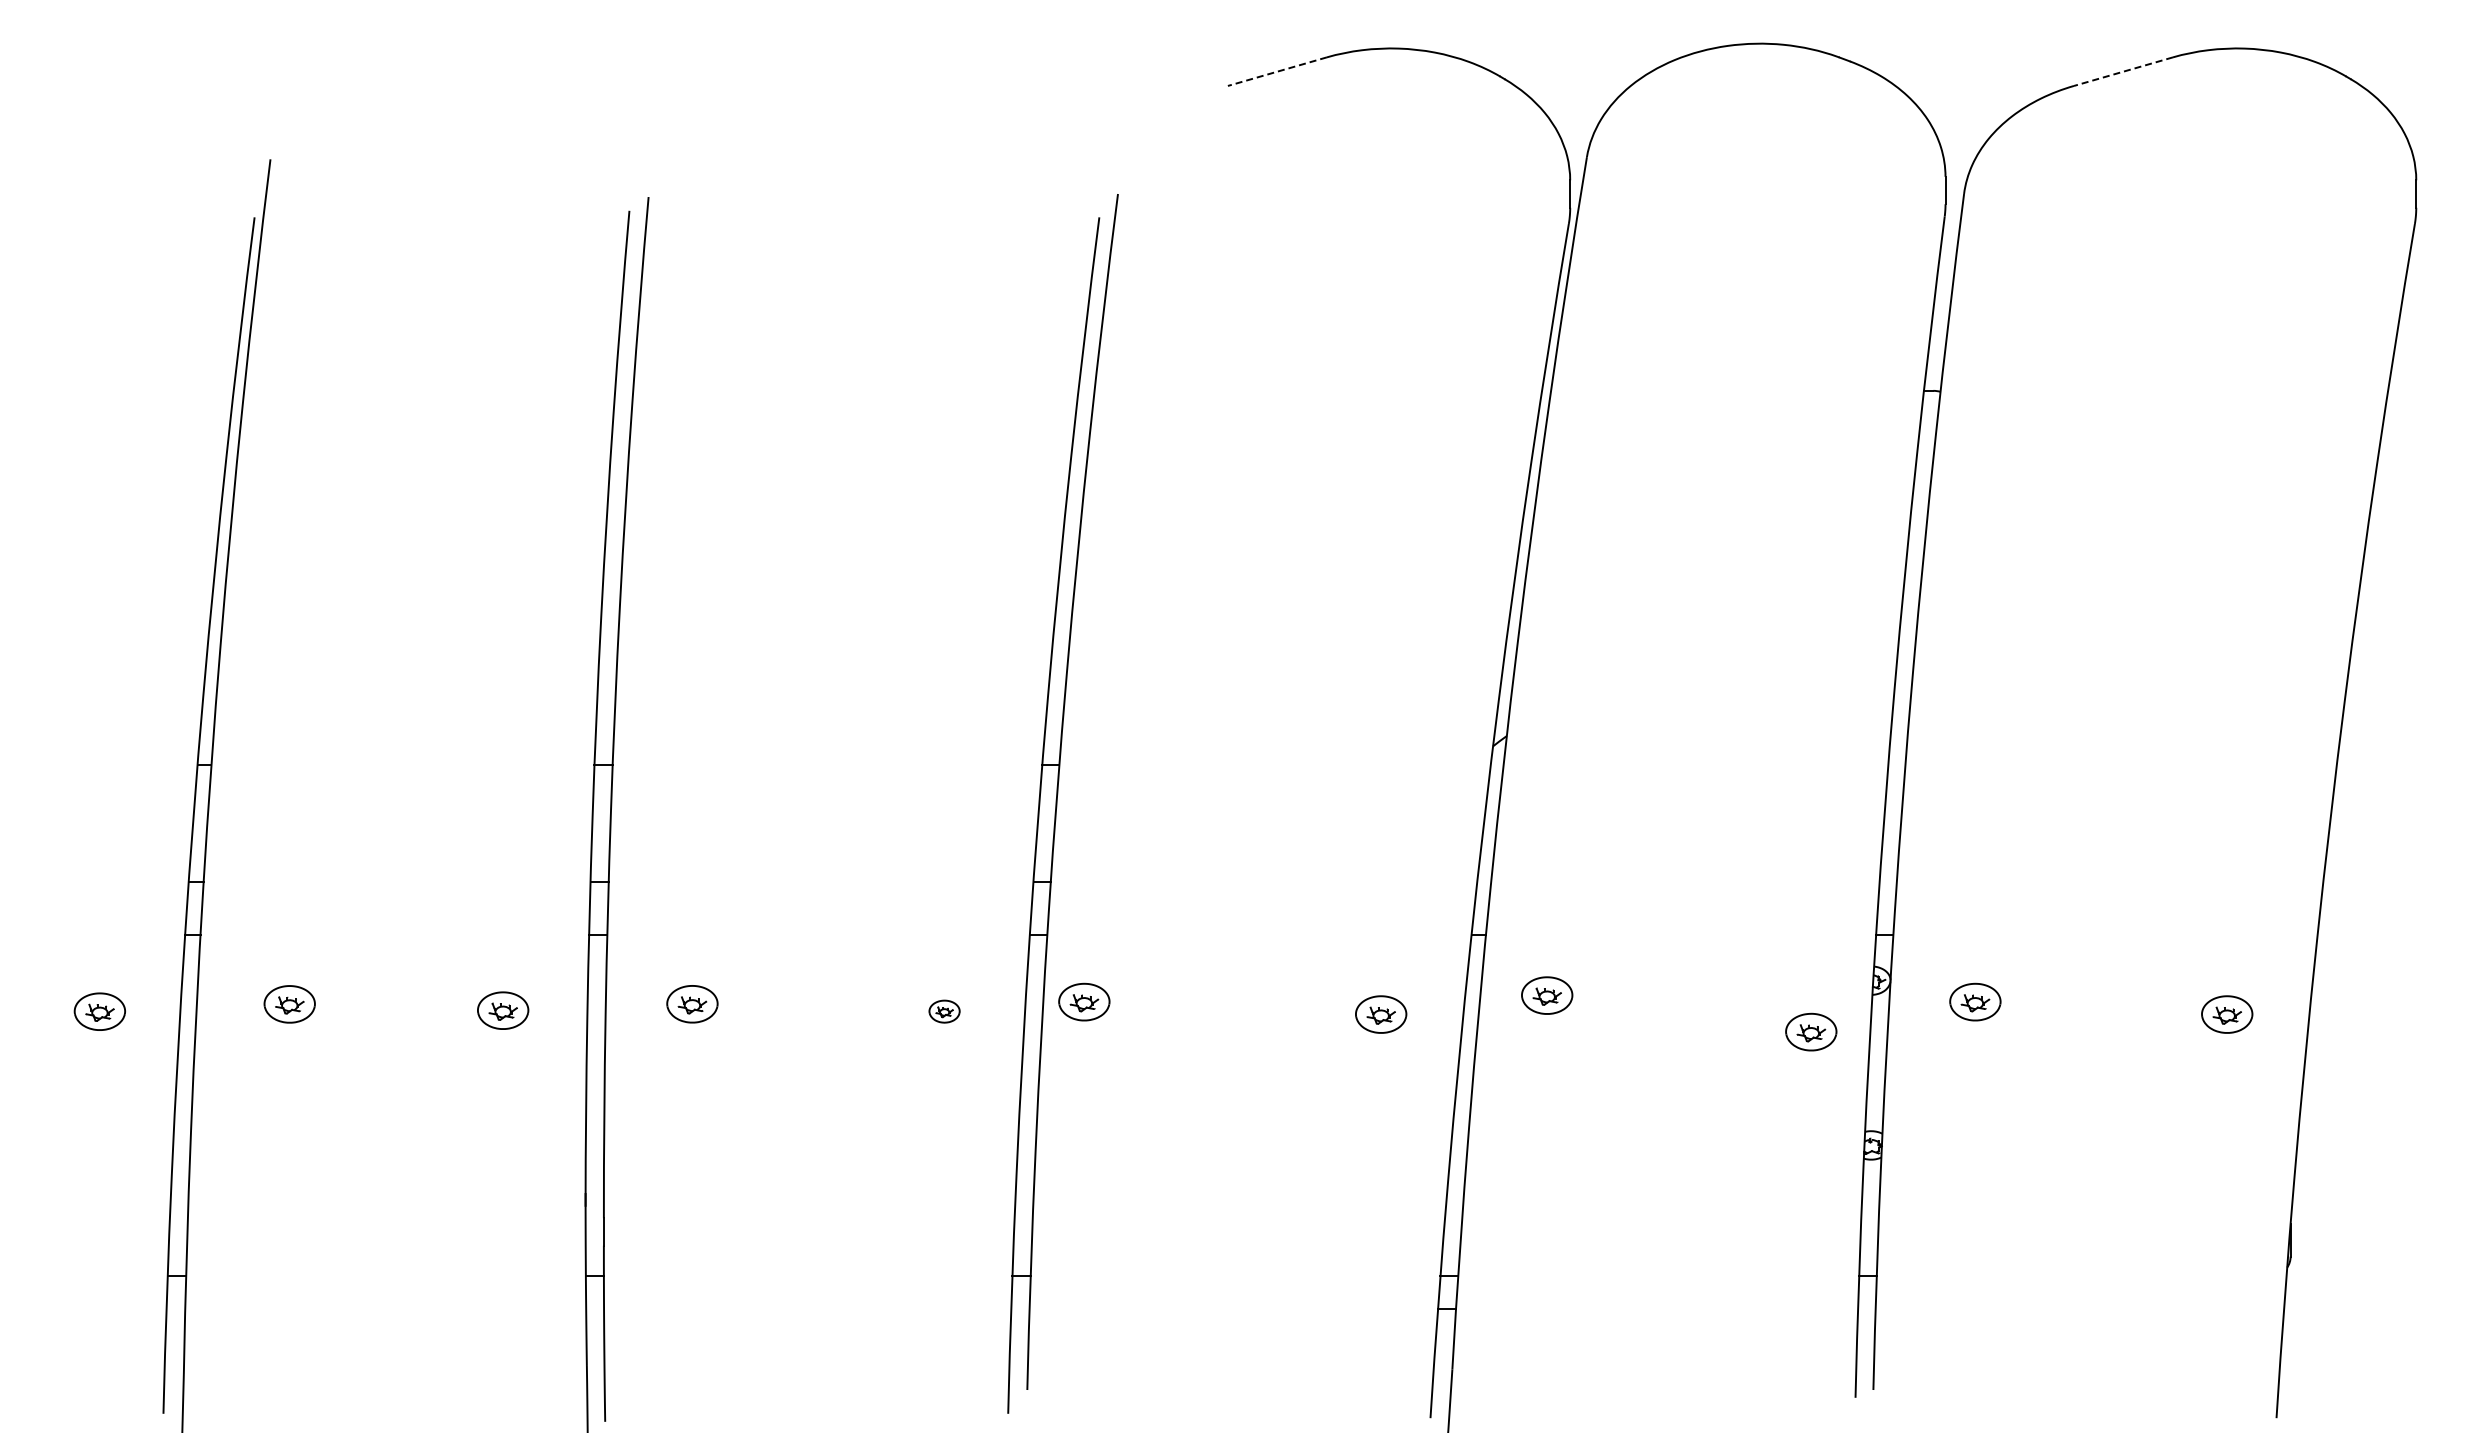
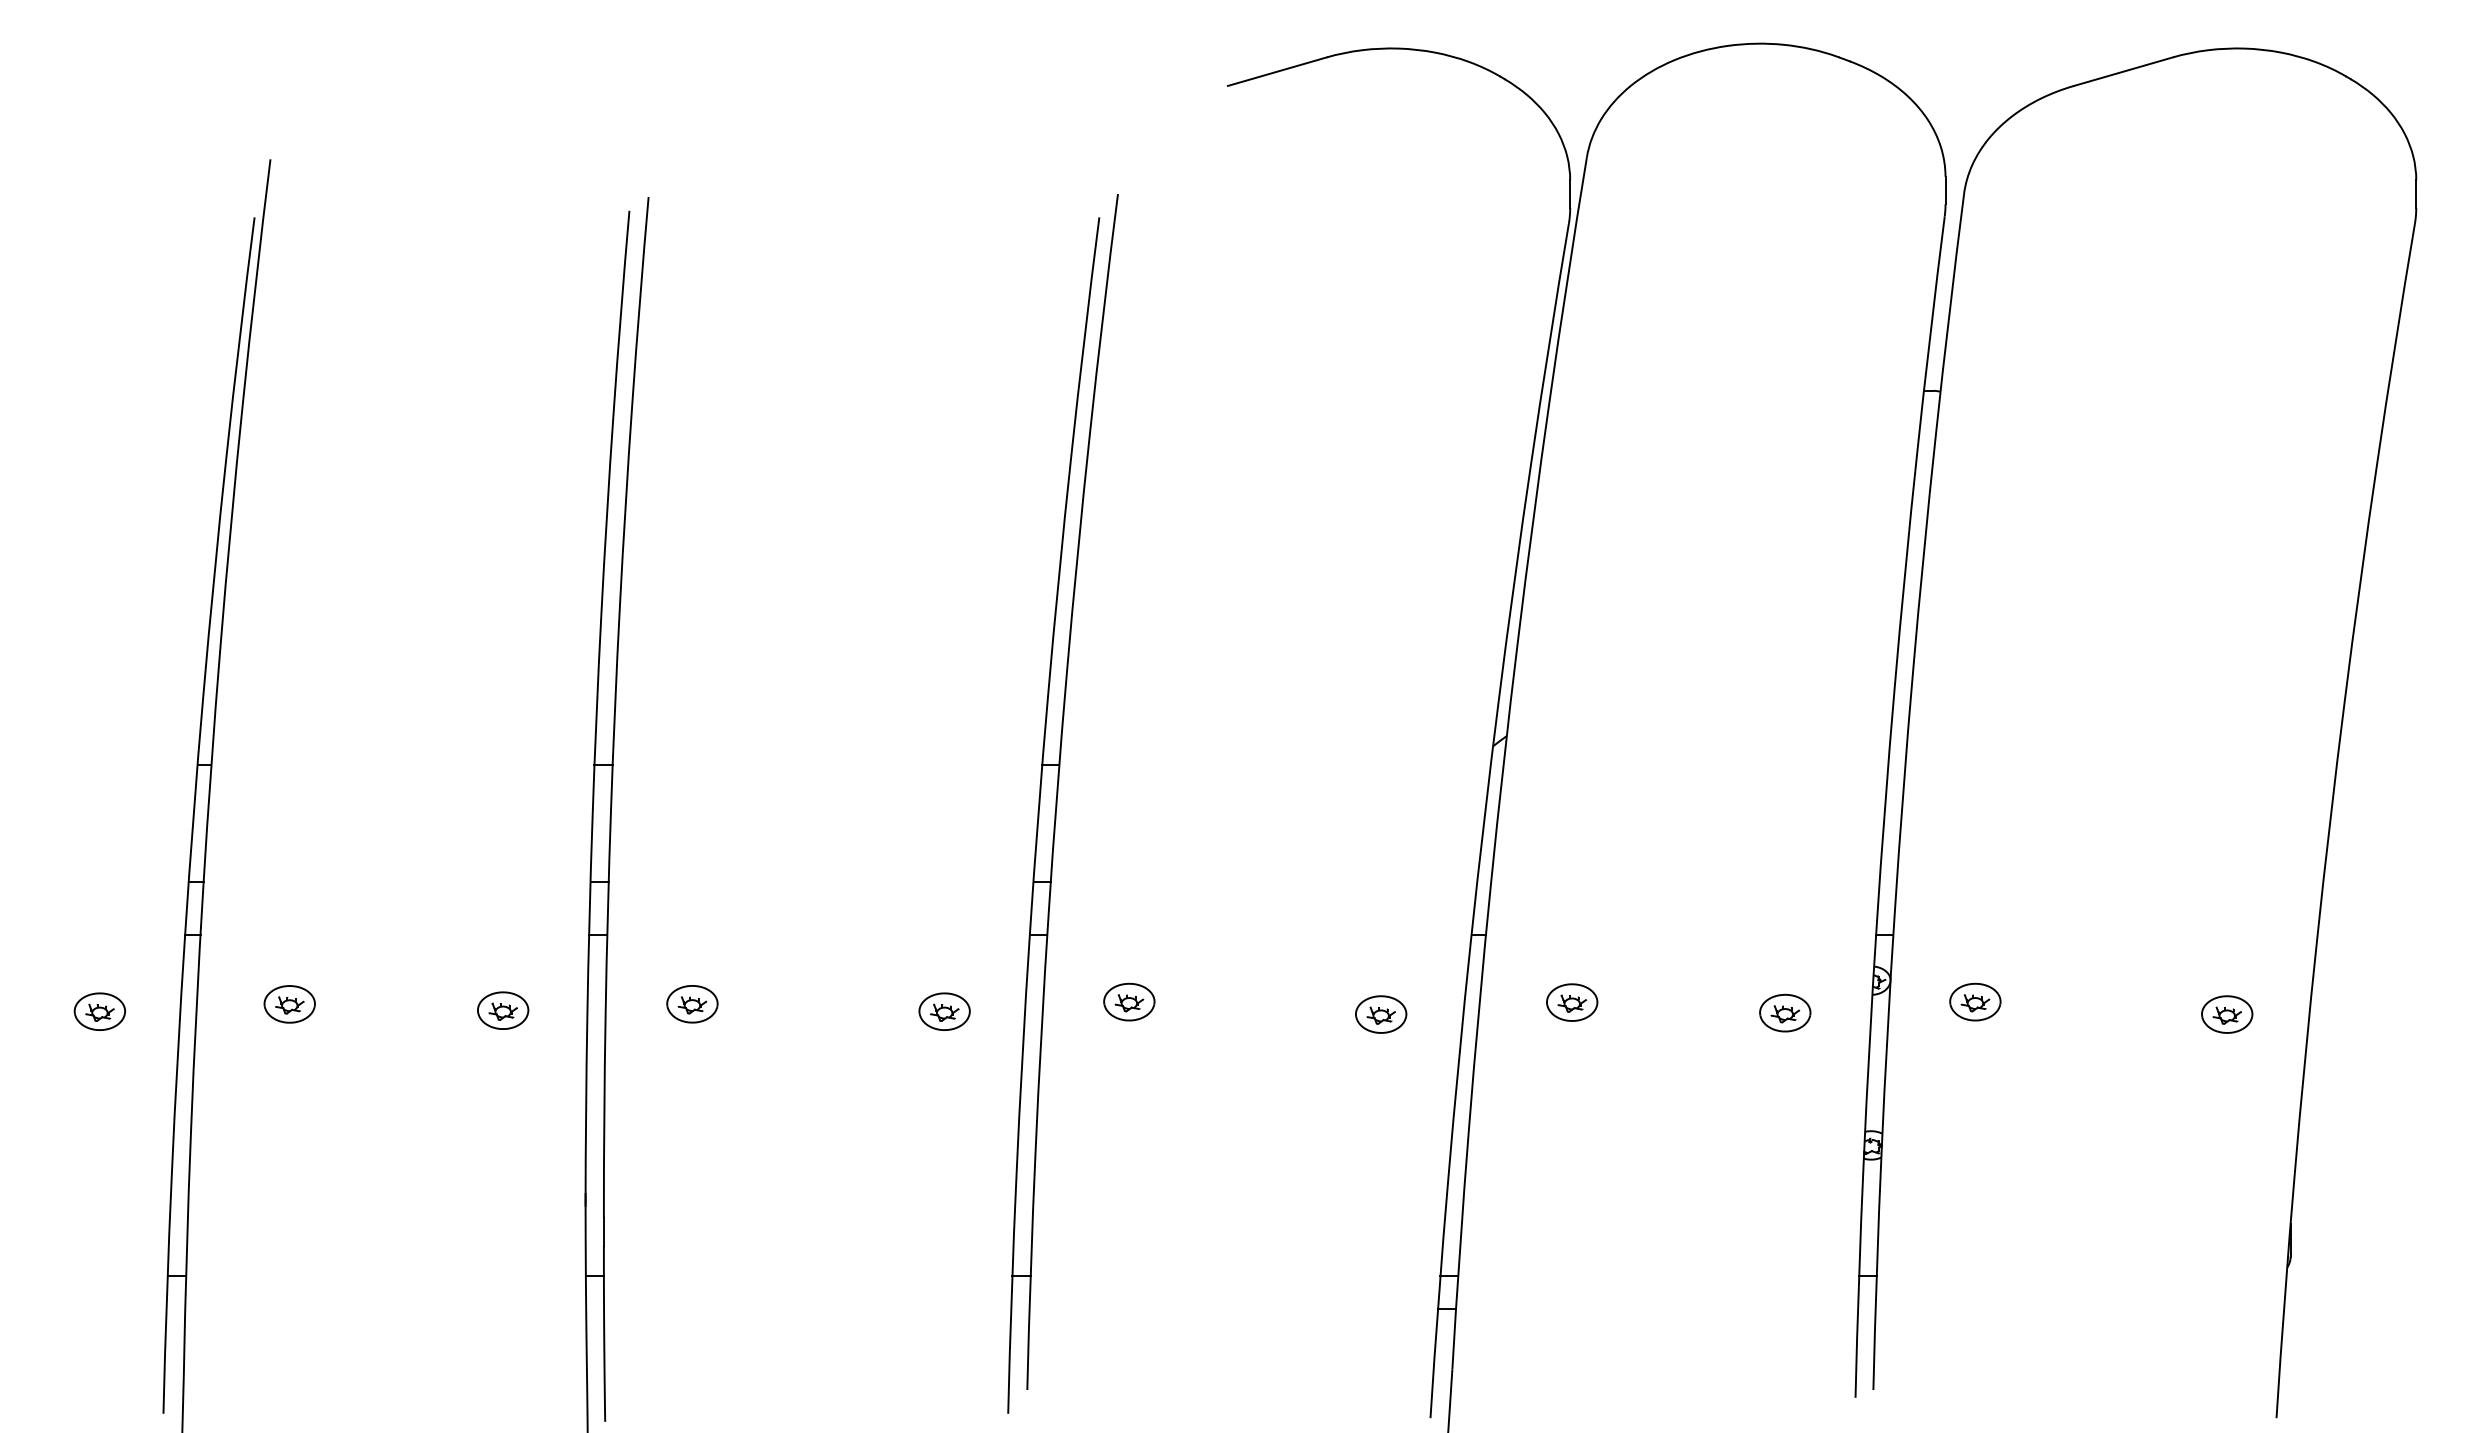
line: dashed -> solid (1277, 71)
line: dashed -> solid (2123, 71)
part position: (1547, 995) -> (1572, 1002) (1572, 1002)
part position: (1084, 1001) -> (1129, 1001) (1129, 1001)
part size: 33x25 px -> 53x39 px (944, 1011)
part position: (1811, 1031) -> (1785, 1012) (1785, 1012)
